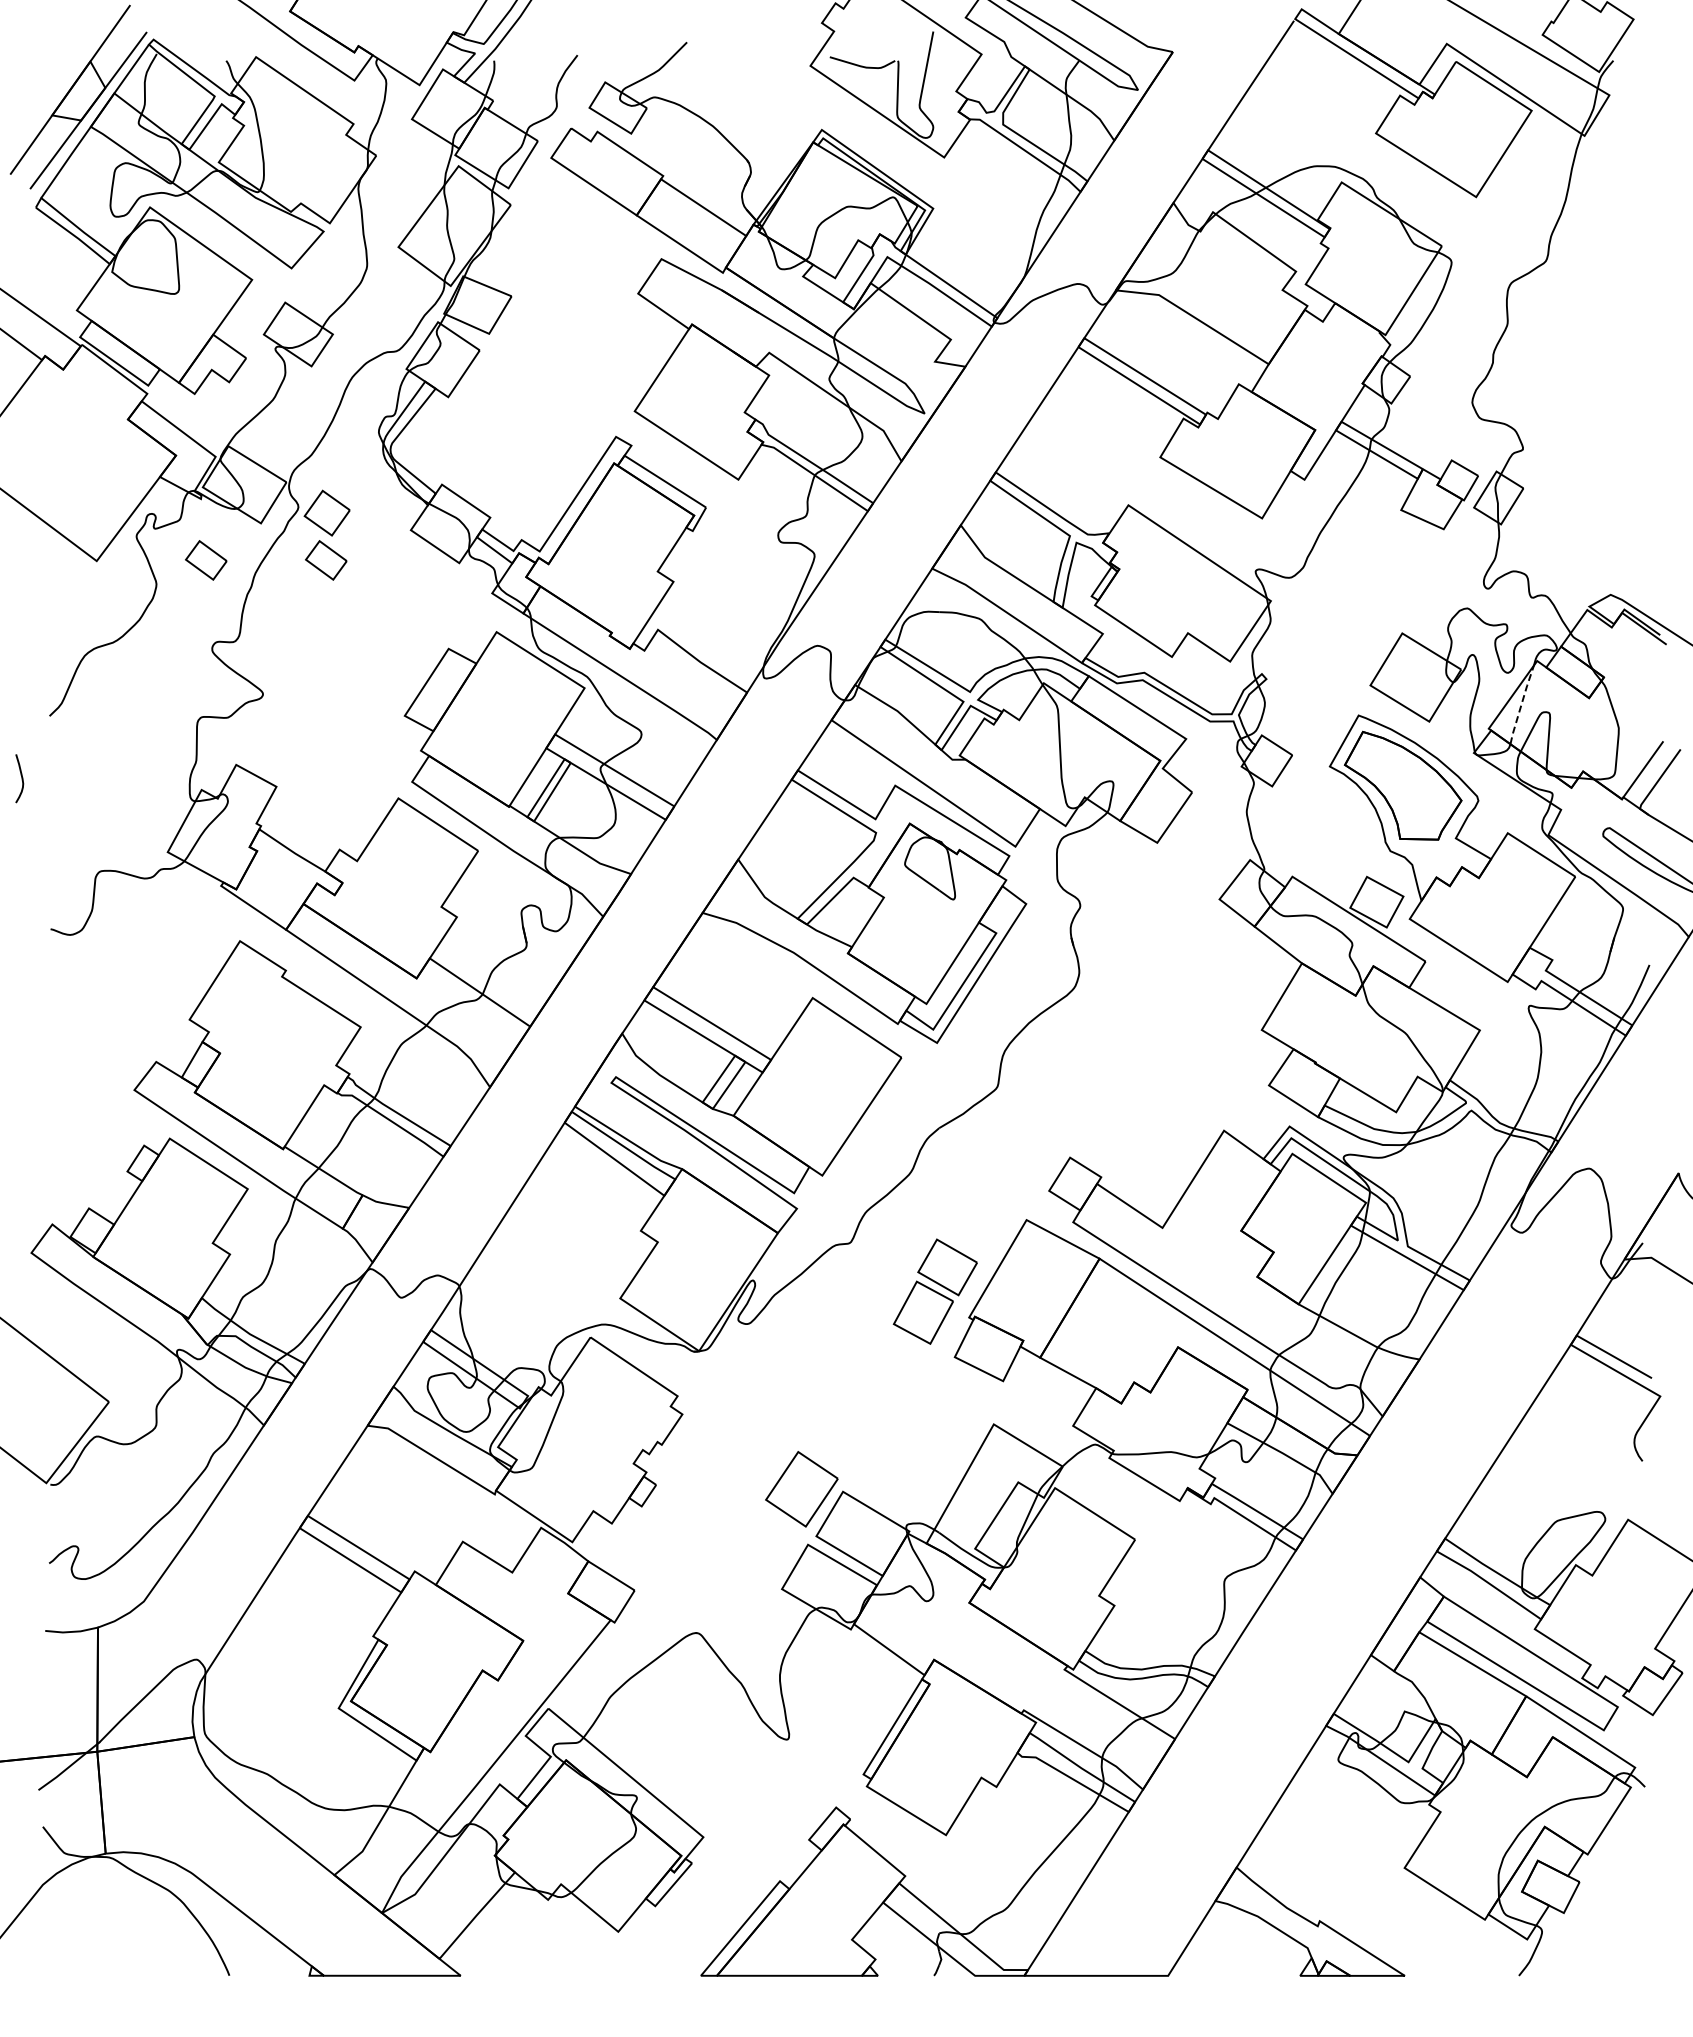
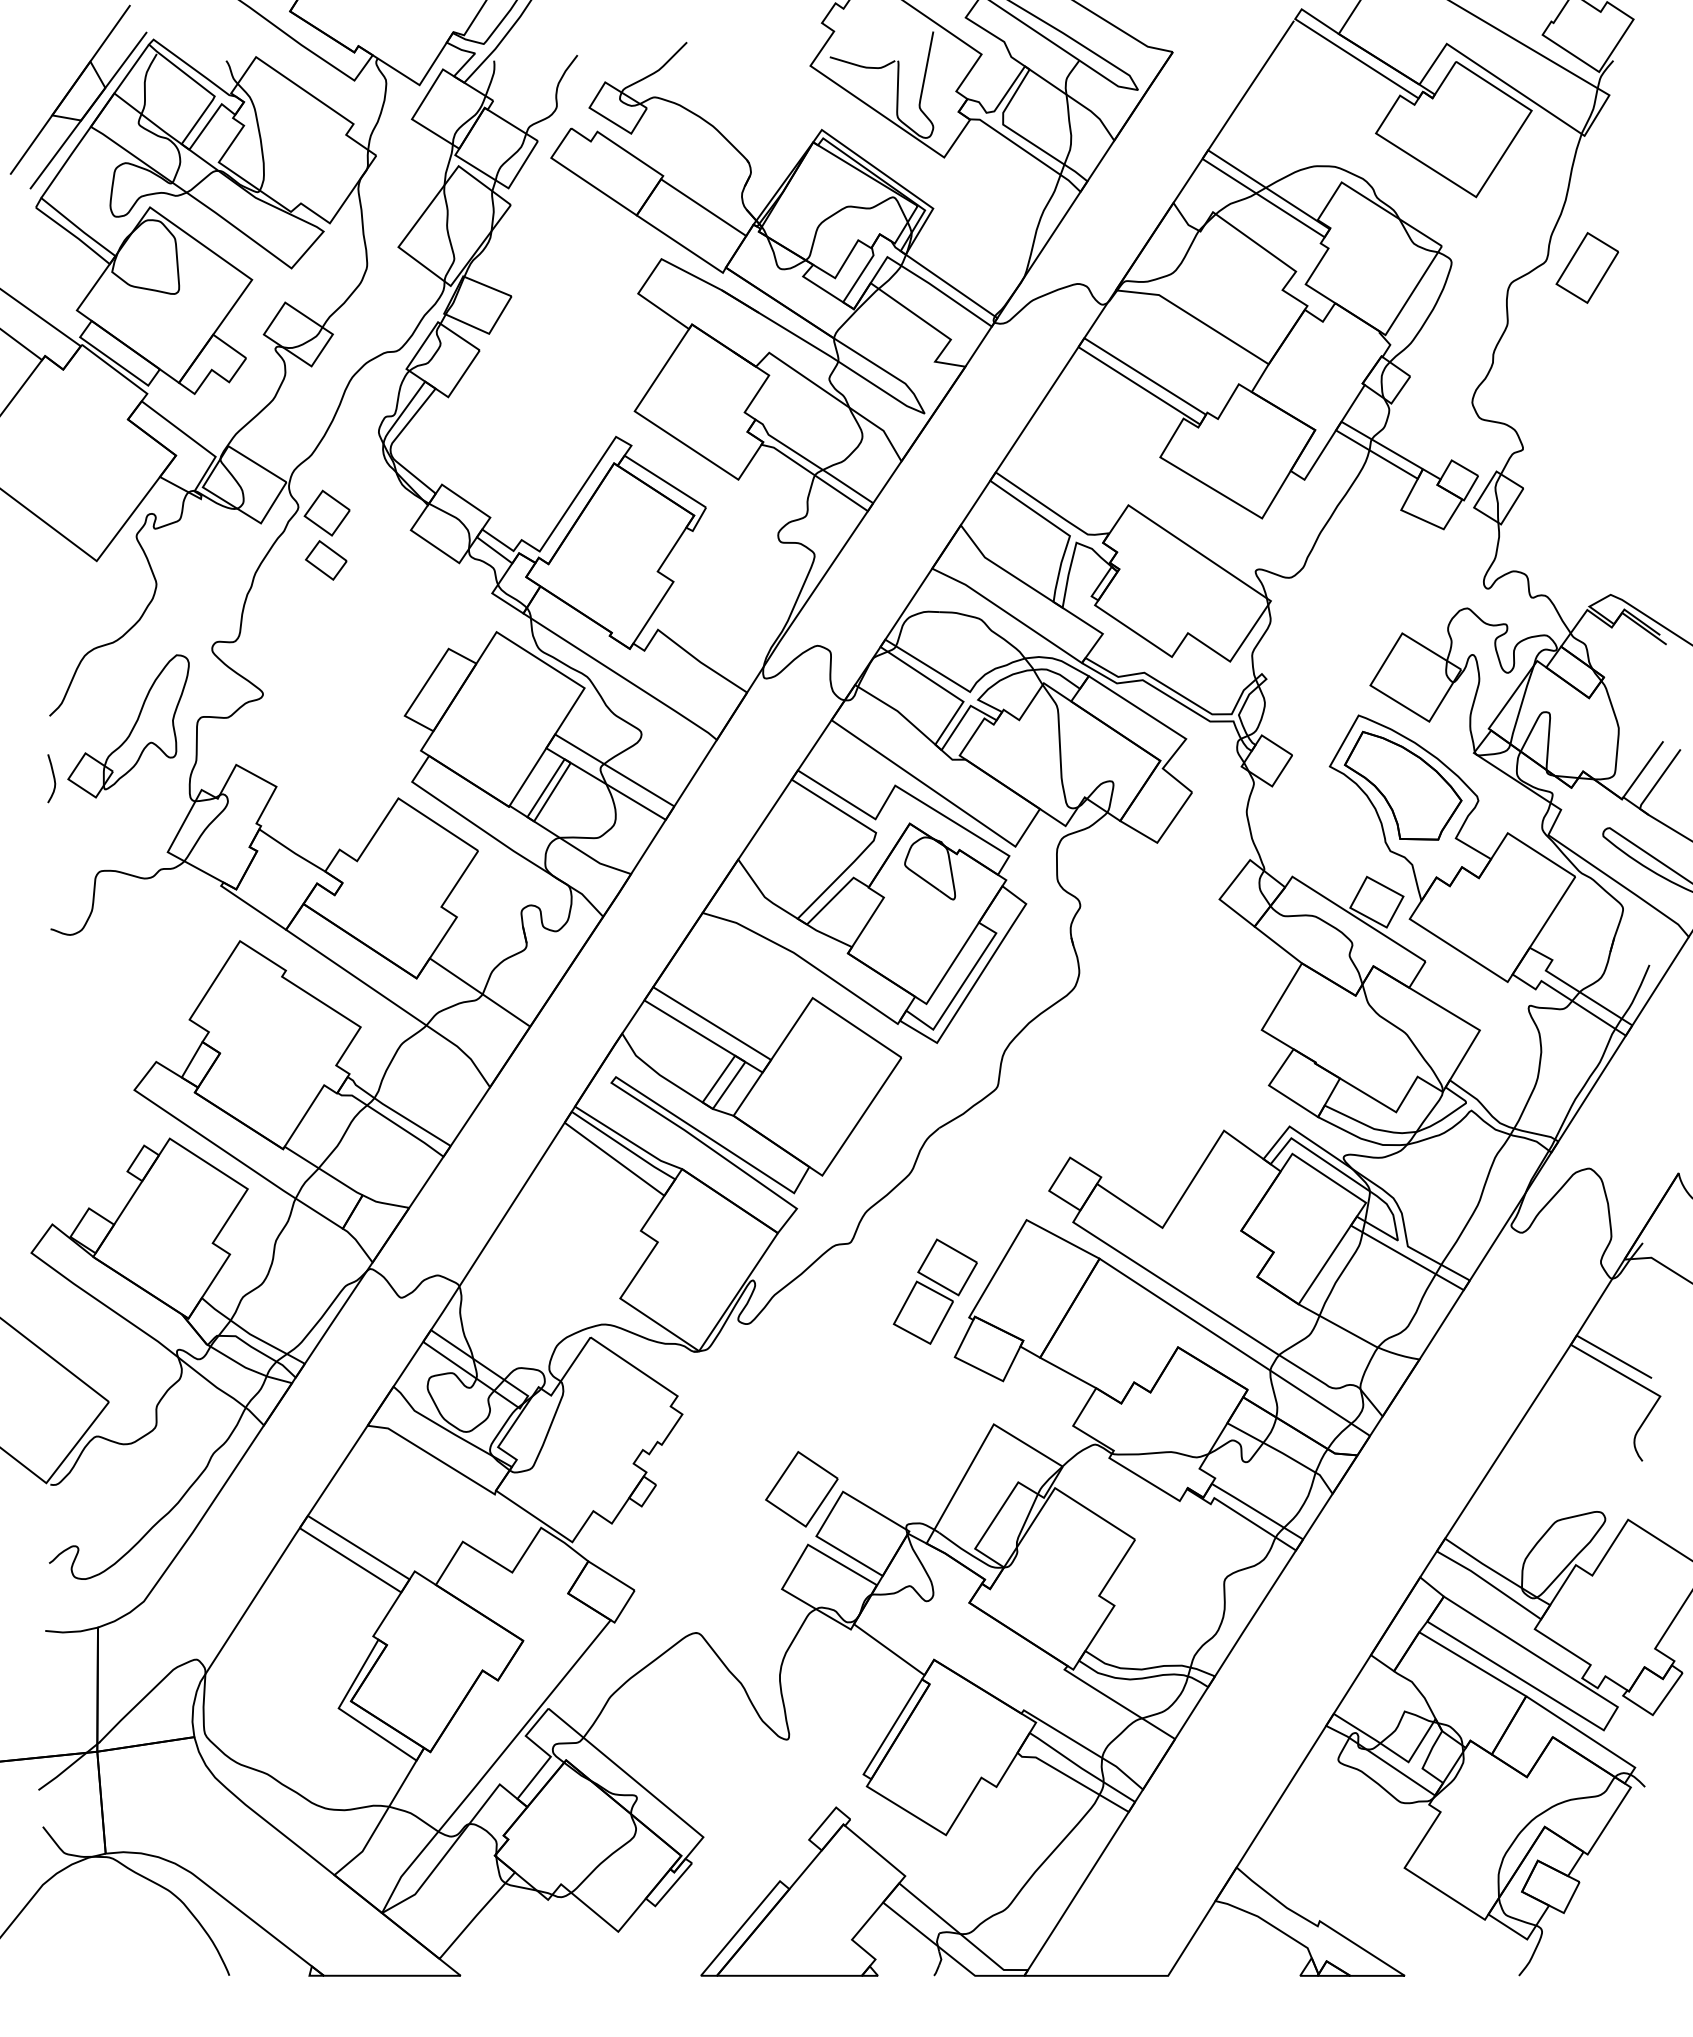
part: none -> present (1587, 267)
part: present -> none (206, 560)
line: dashed -> solid (1521, 704)
part: none -> present (128, 726)
curve position: (21, 778) -> (53, 778) (53, 778)
